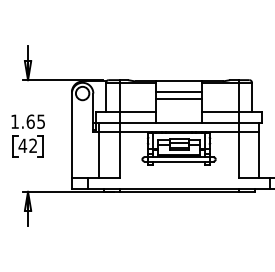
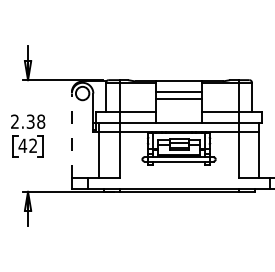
text: 1.65 -> 2.38 (28, 121)
line: solid -> dashed (71, 135)
